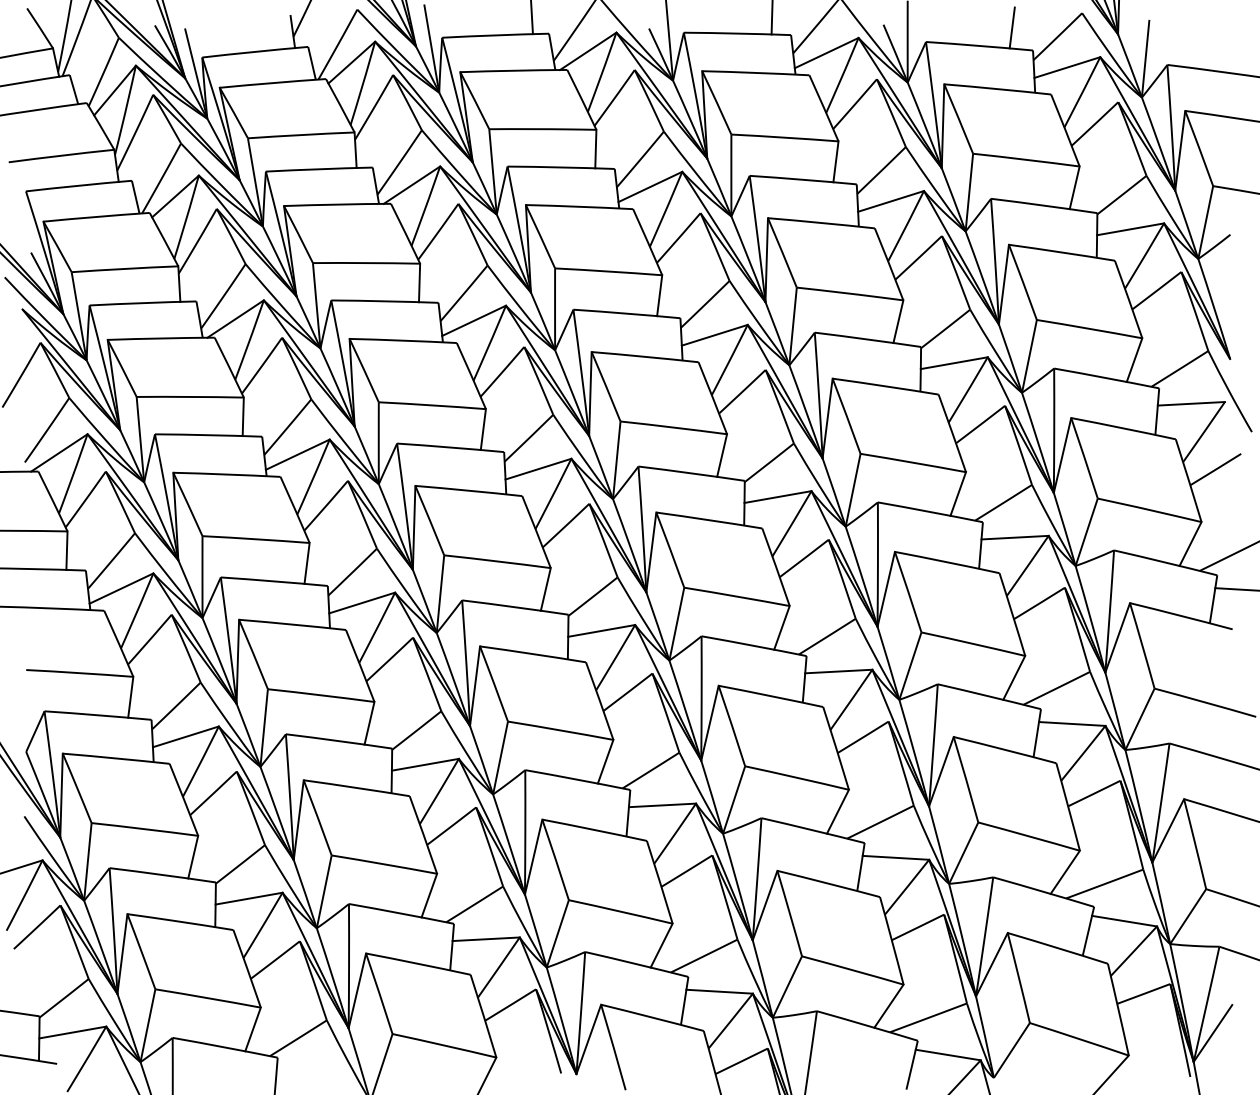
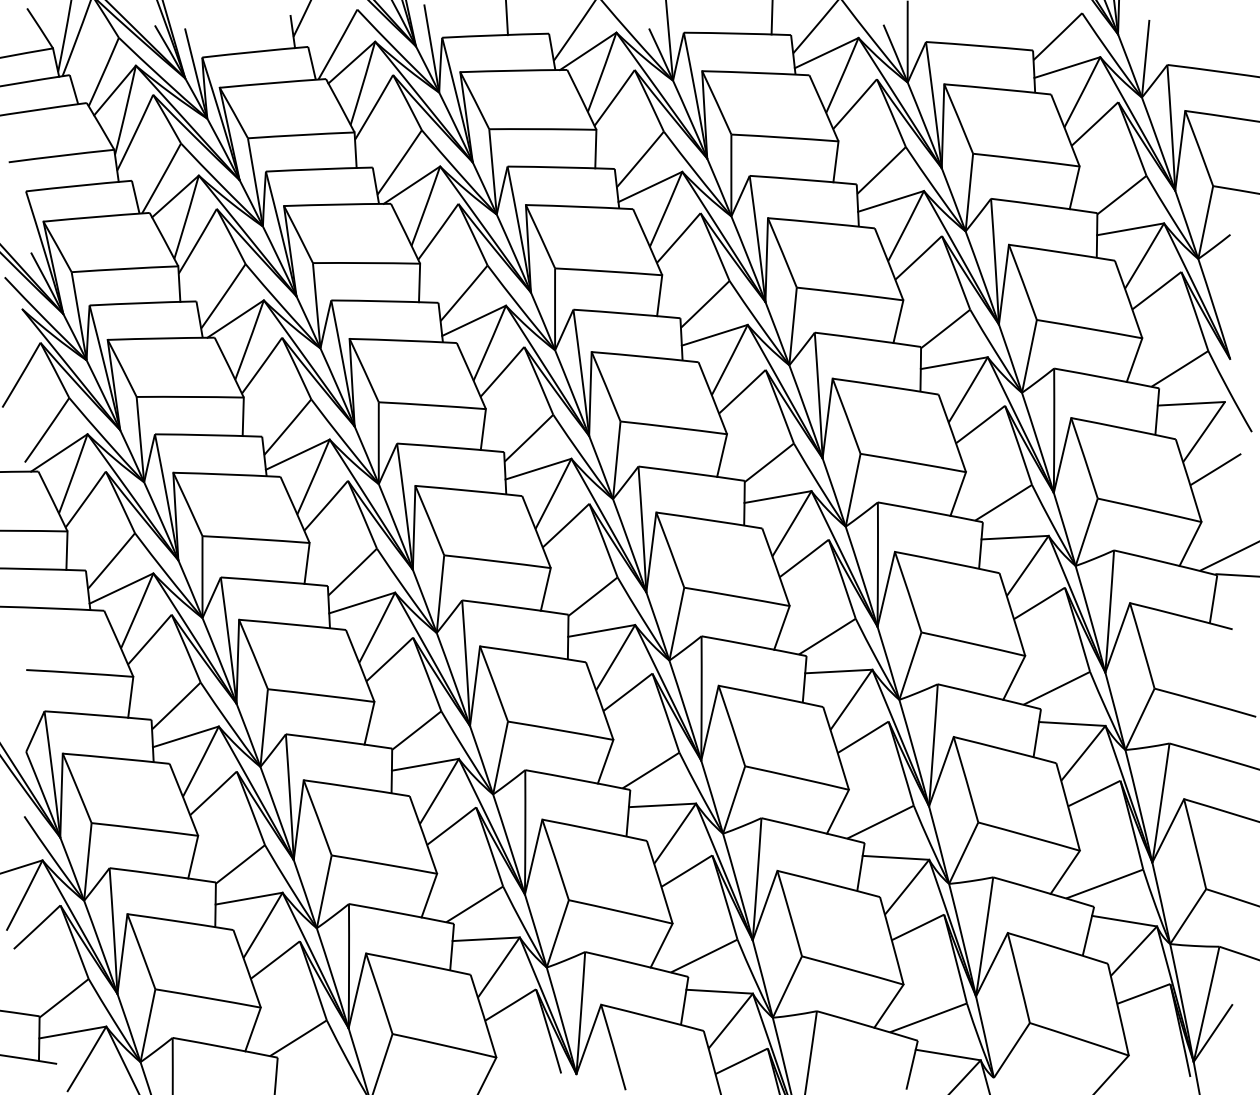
line position: (531, 18) -> (506, 18) (506, 18)
line: present -> none (1011, 27)
line position: (1235, 589) -> (1236, 575) (1236, 575)
